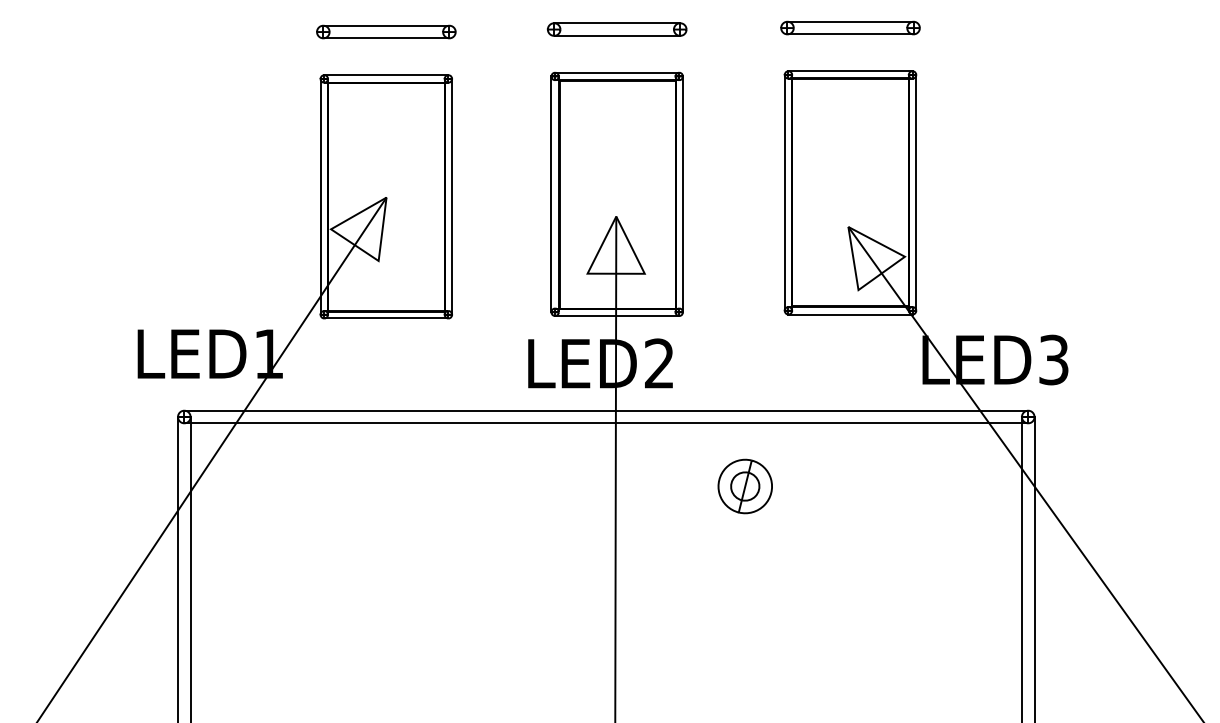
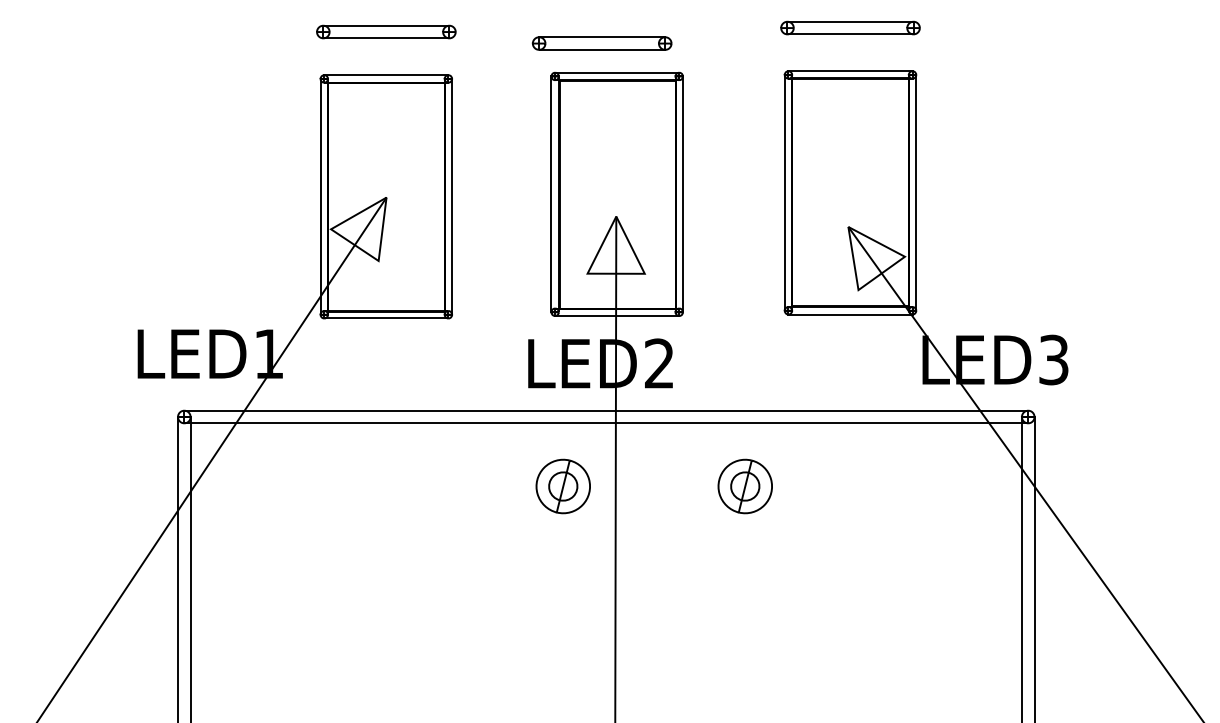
part position: (616, 29) -> (601, 43) (601, 43)
part: none -> present (562, 486)
